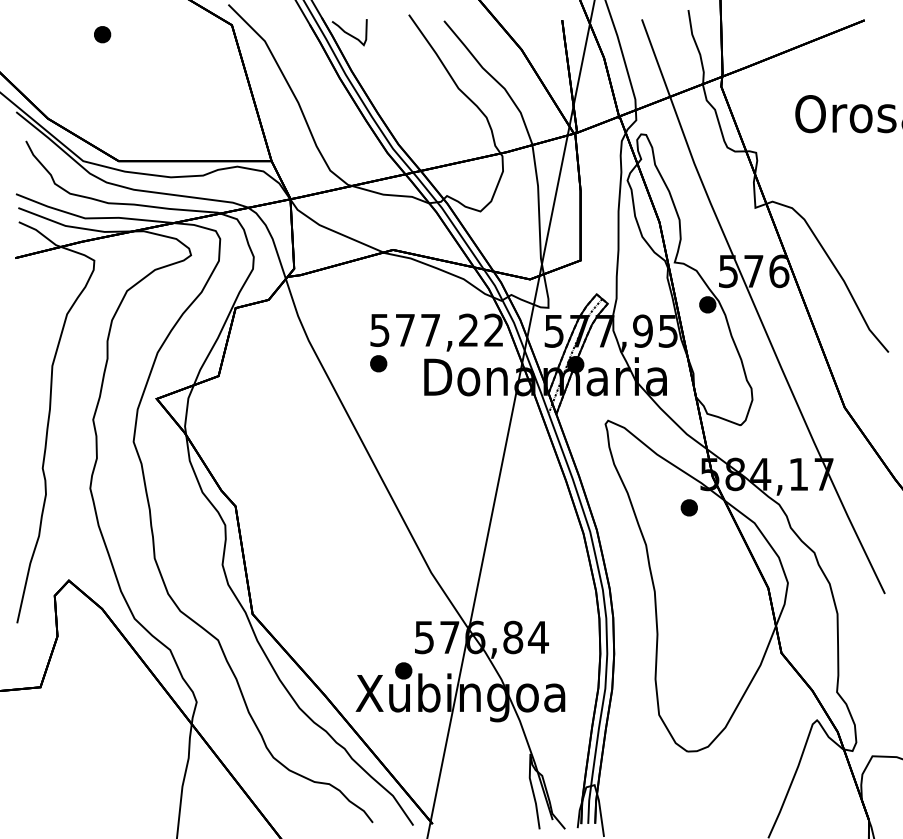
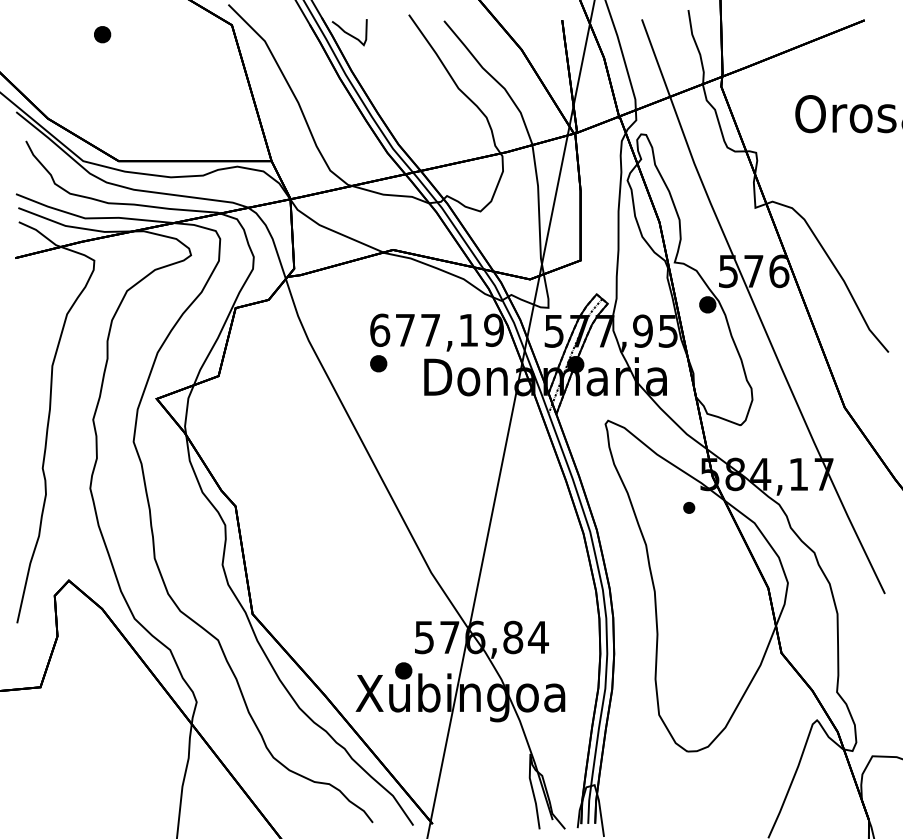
text: 577,22 -> 677,19 (436, 329)
part size: 18x18 px -> 13x12 px (689, 507)
